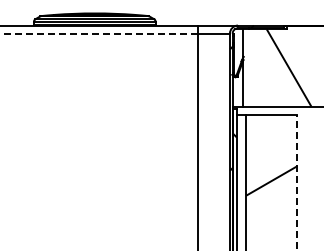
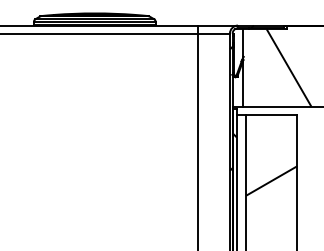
line: dashed -> solid (98, 33)
line: dashed -> solid (297, 182)
